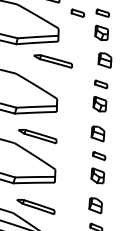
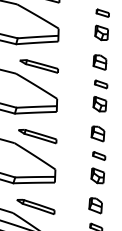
part: present -> none (77, 12)
part position: (104, 60) -> (99, 62) (99, 62)
part position: (52, 61) -> (38, 66) (38, 66)
